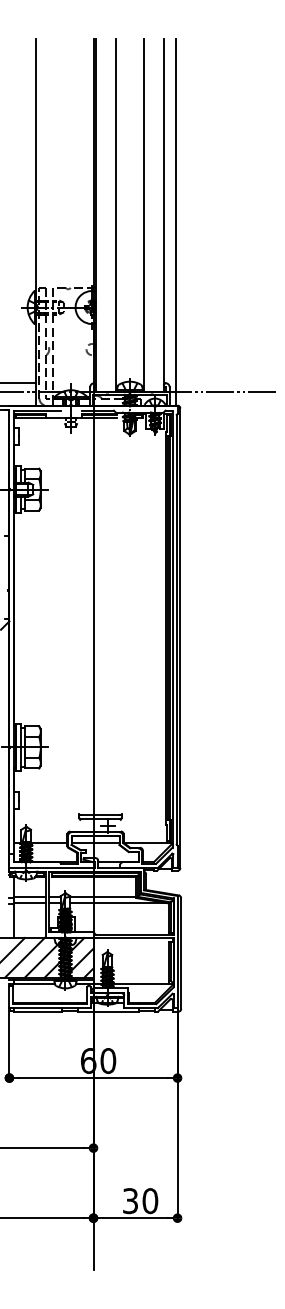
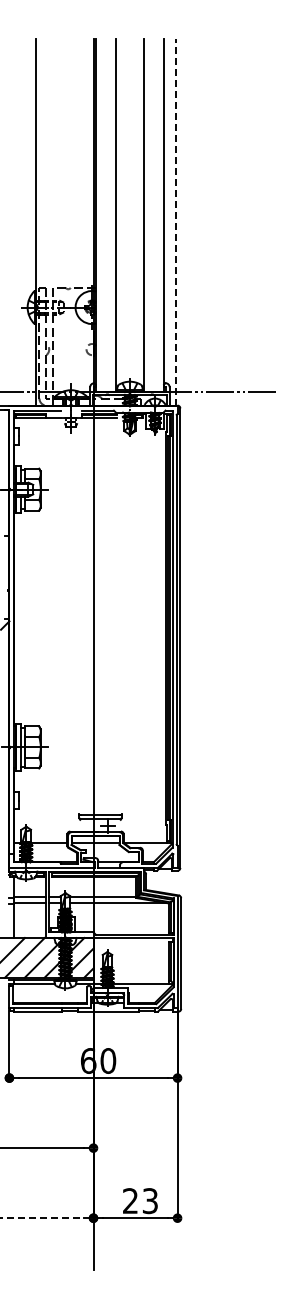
line: solid -> dashed (176, 221)
line: present -> none (19, 383)
text: 30 -> 23 (140, 1201)
line: solid -> dashed (42, 1218)
